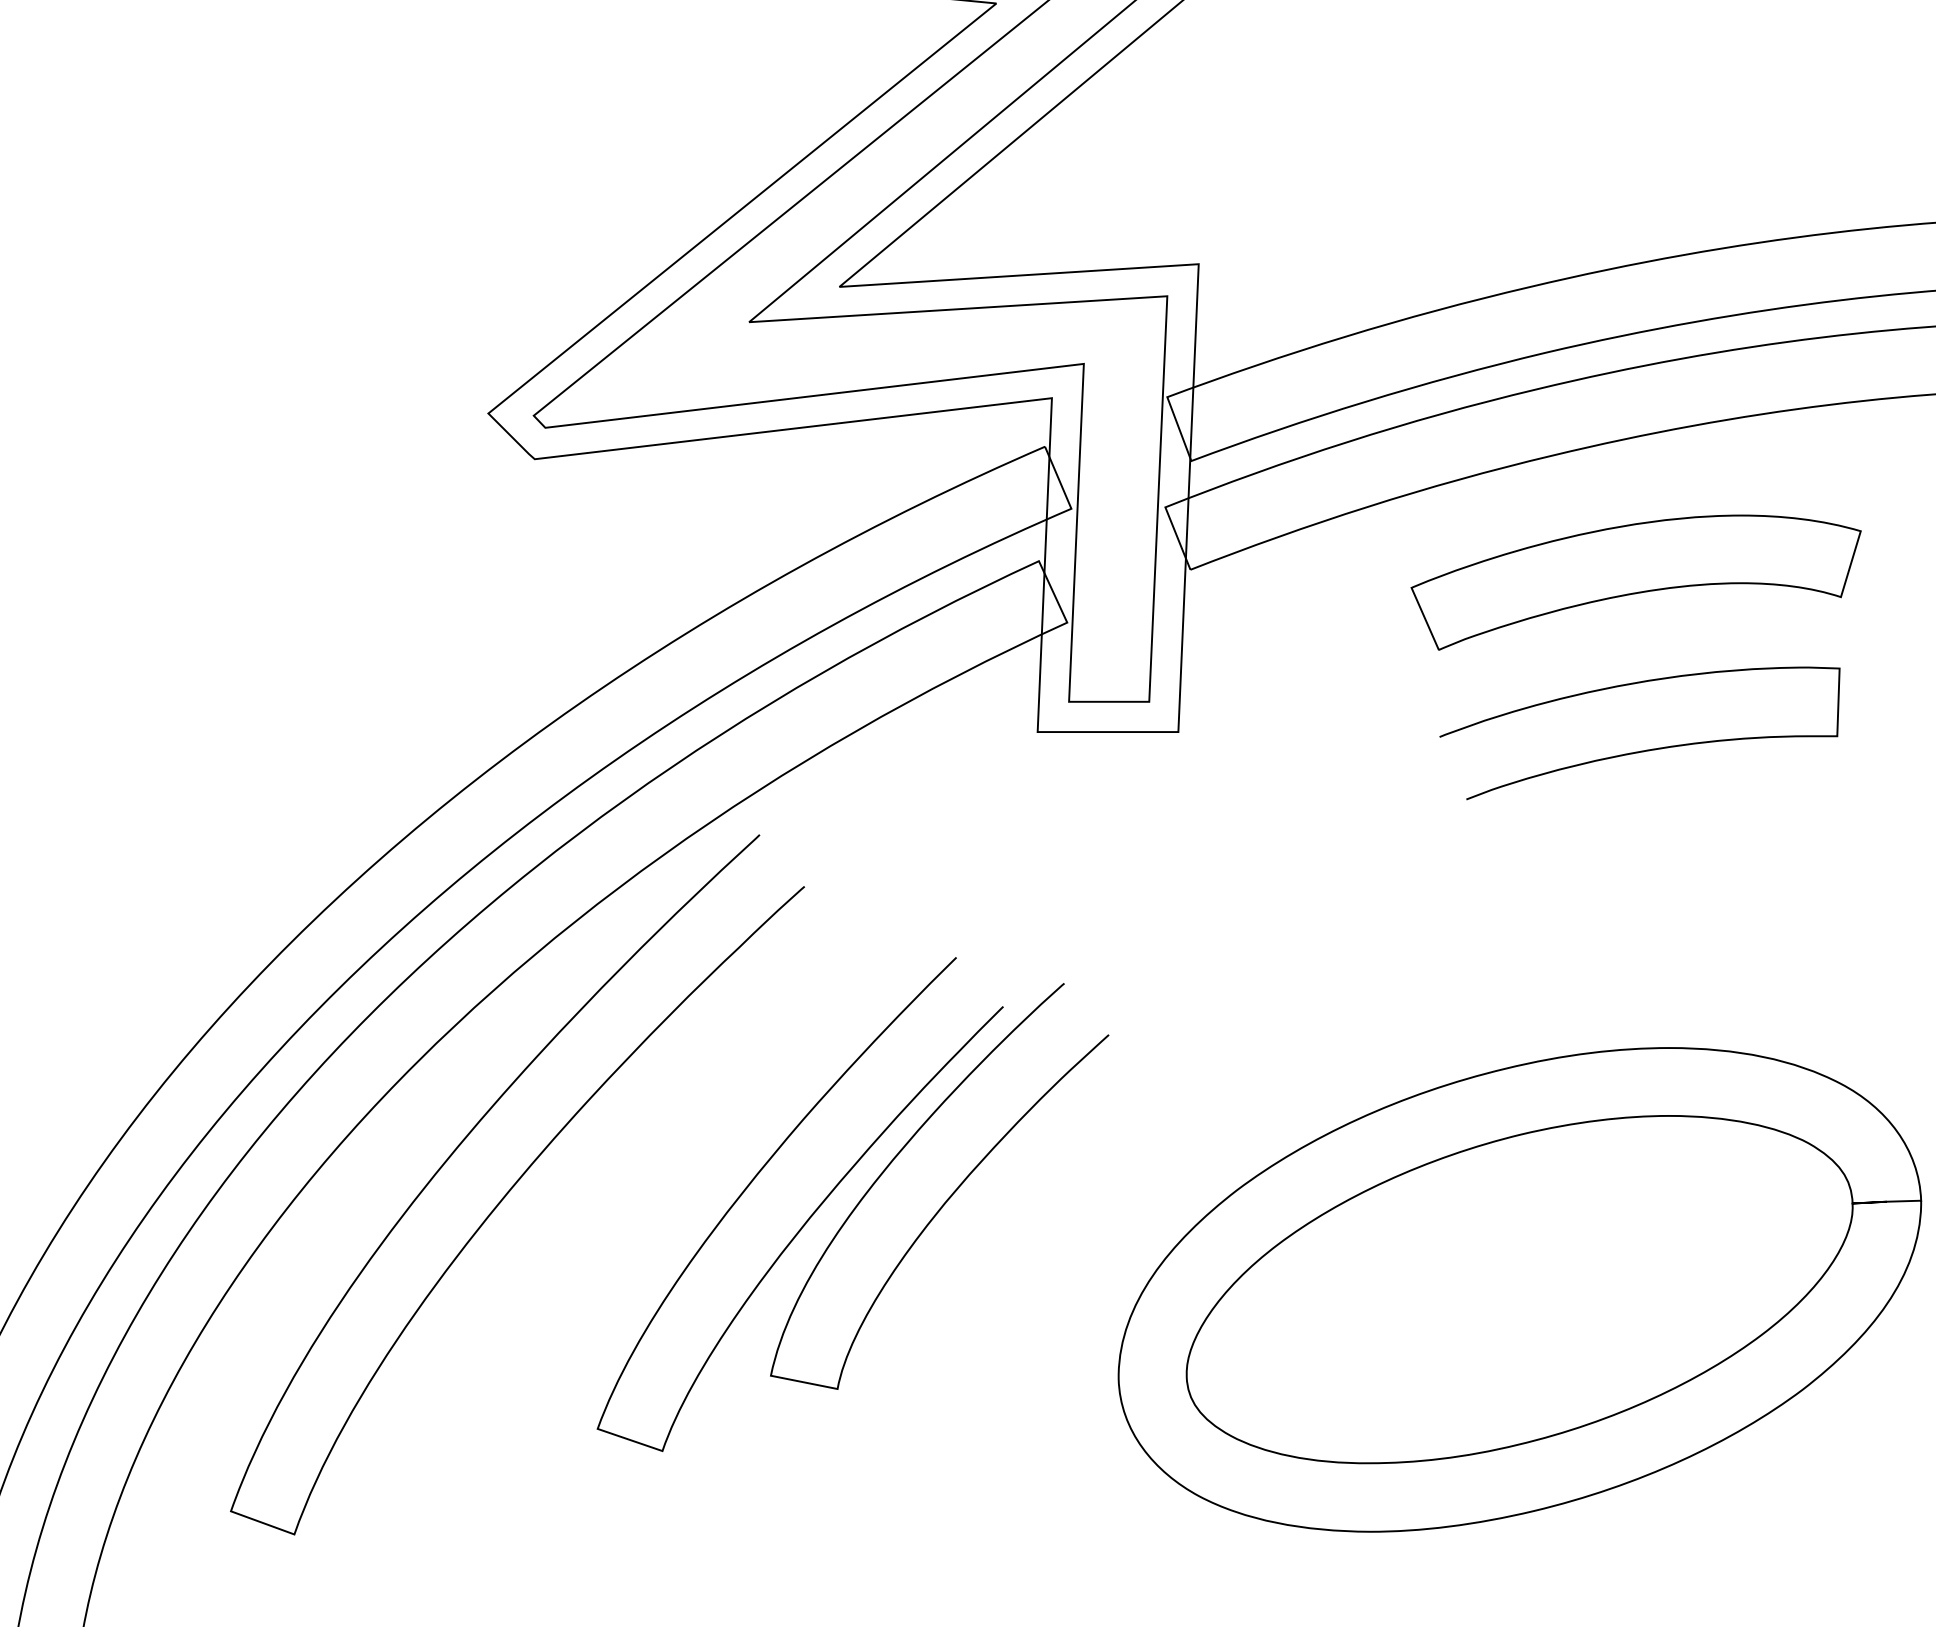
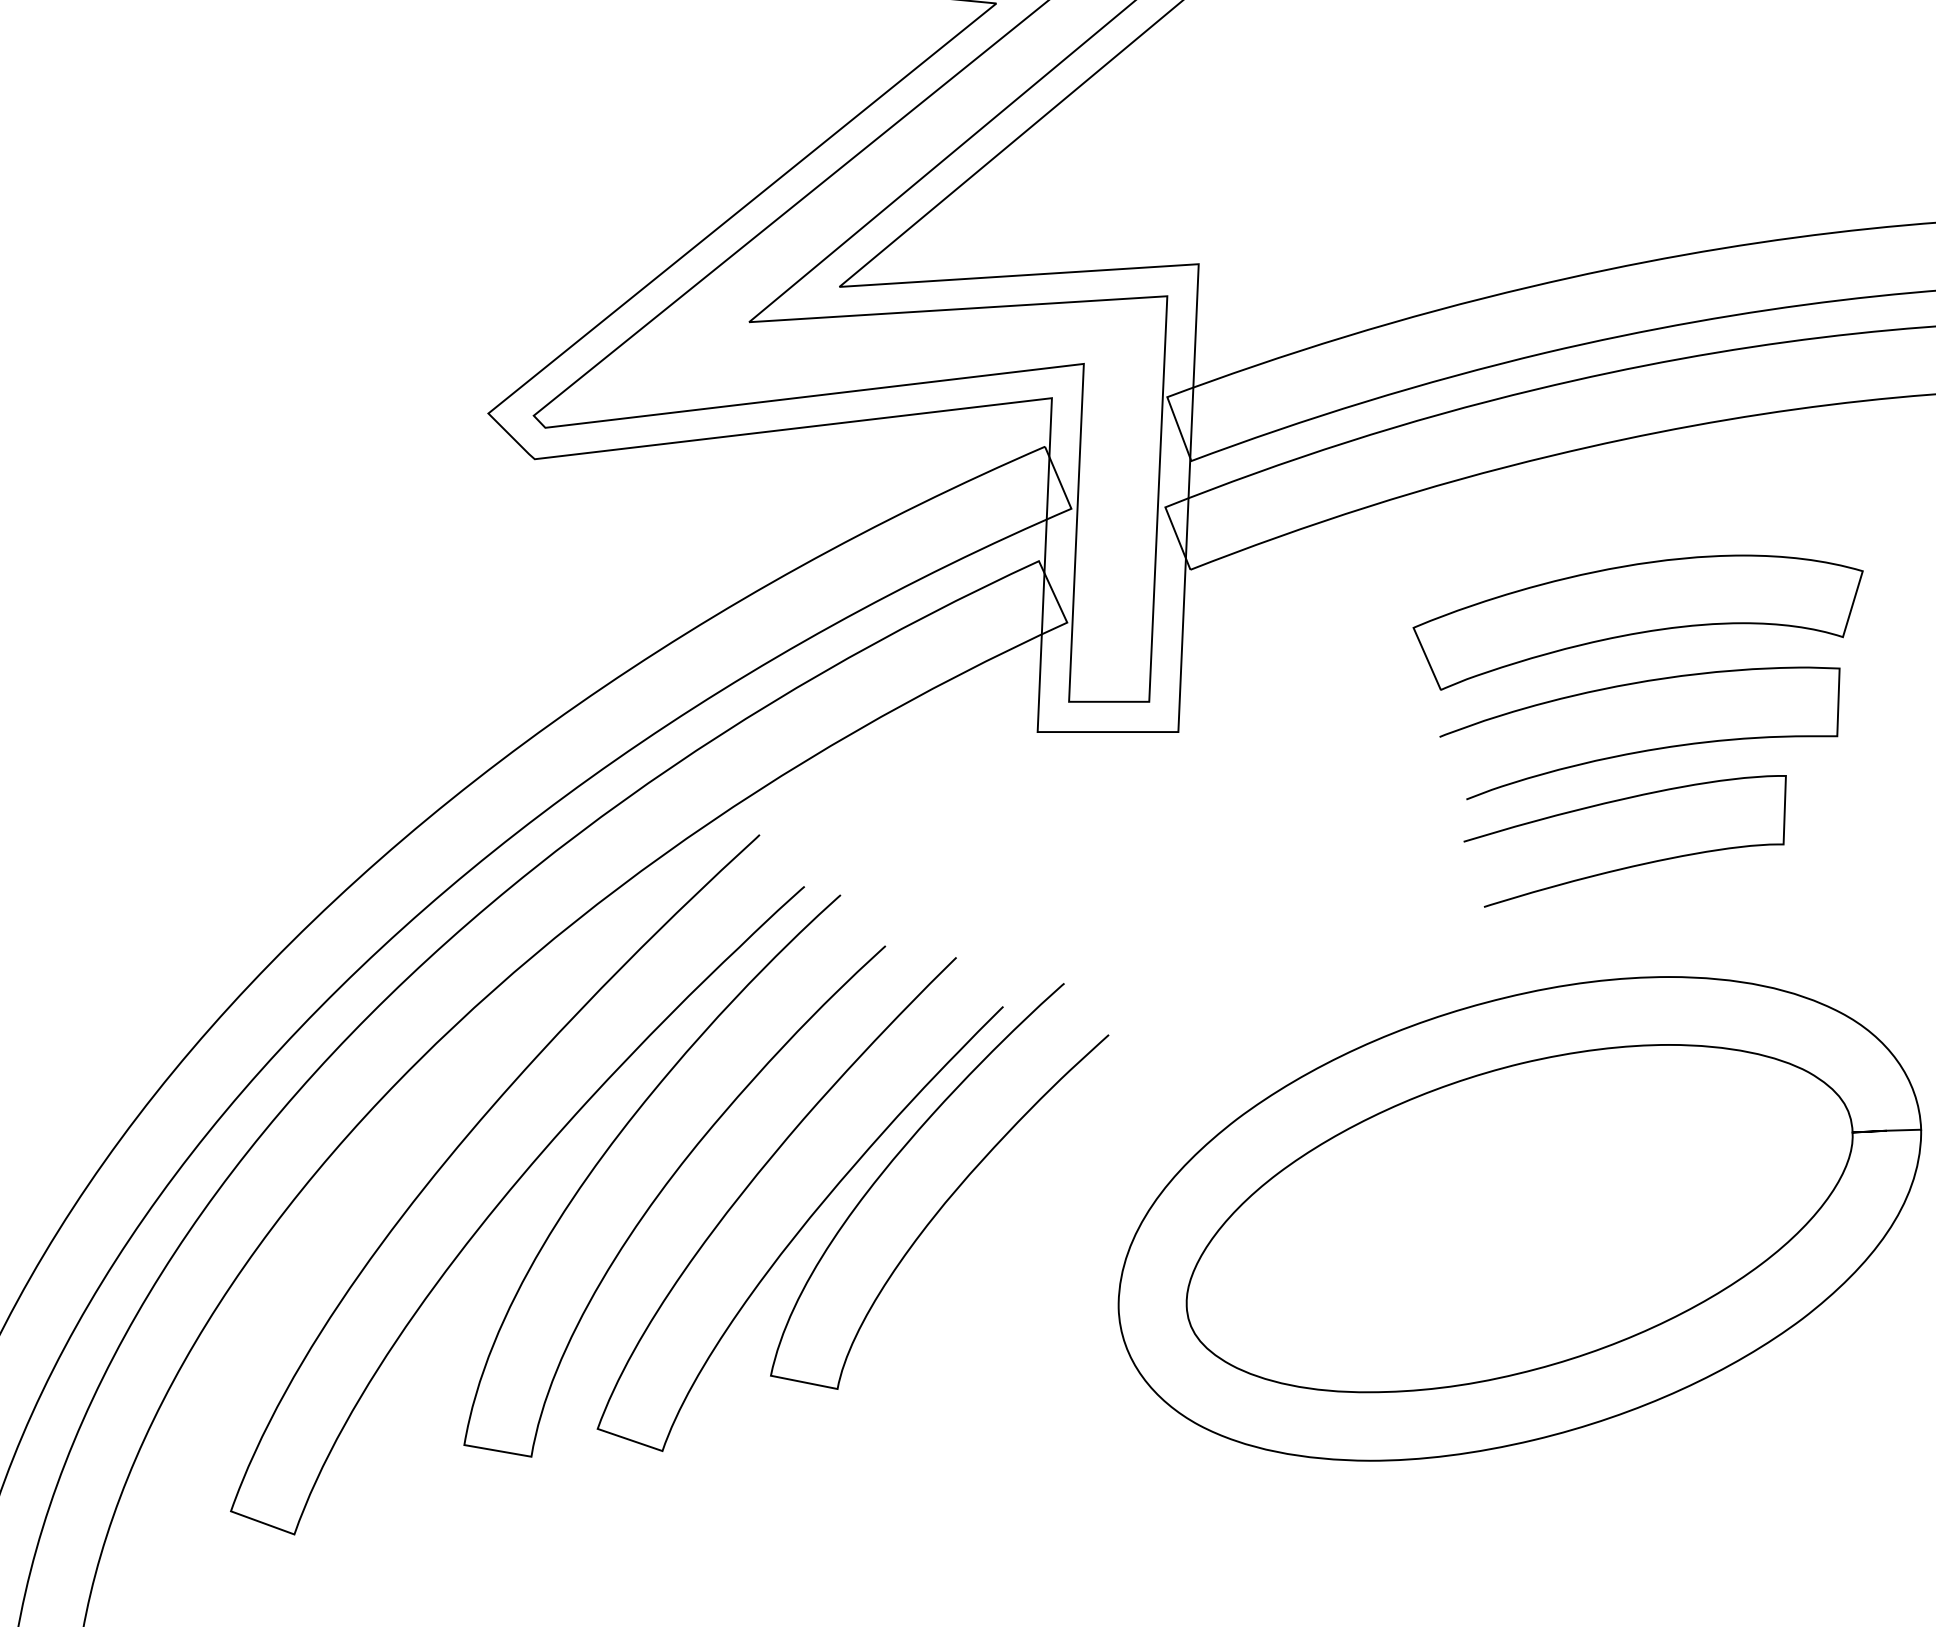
curve position: (1638, 591) -> (1640, 631) (1640, 631)
curve: none -> present (1631, 865)
curve position: (1472, 1149) -> (1472, 1078) (1472, 1078)
curve: none -> present (674, 1175)
